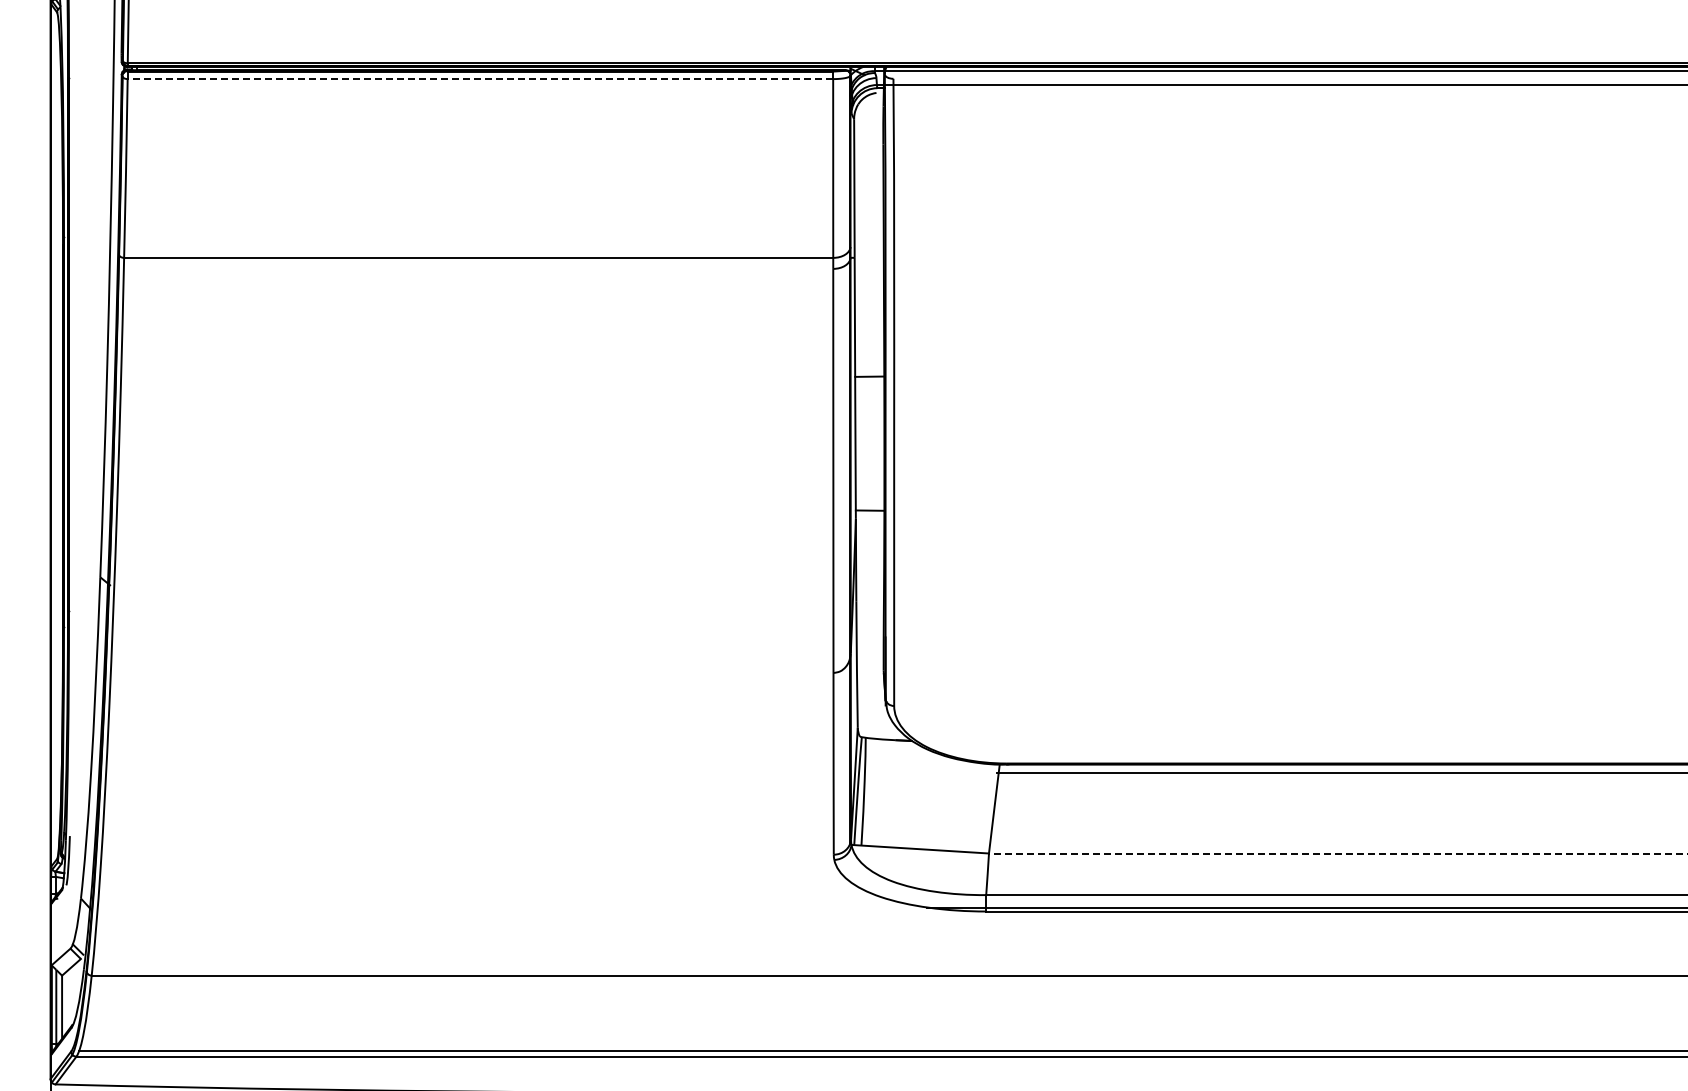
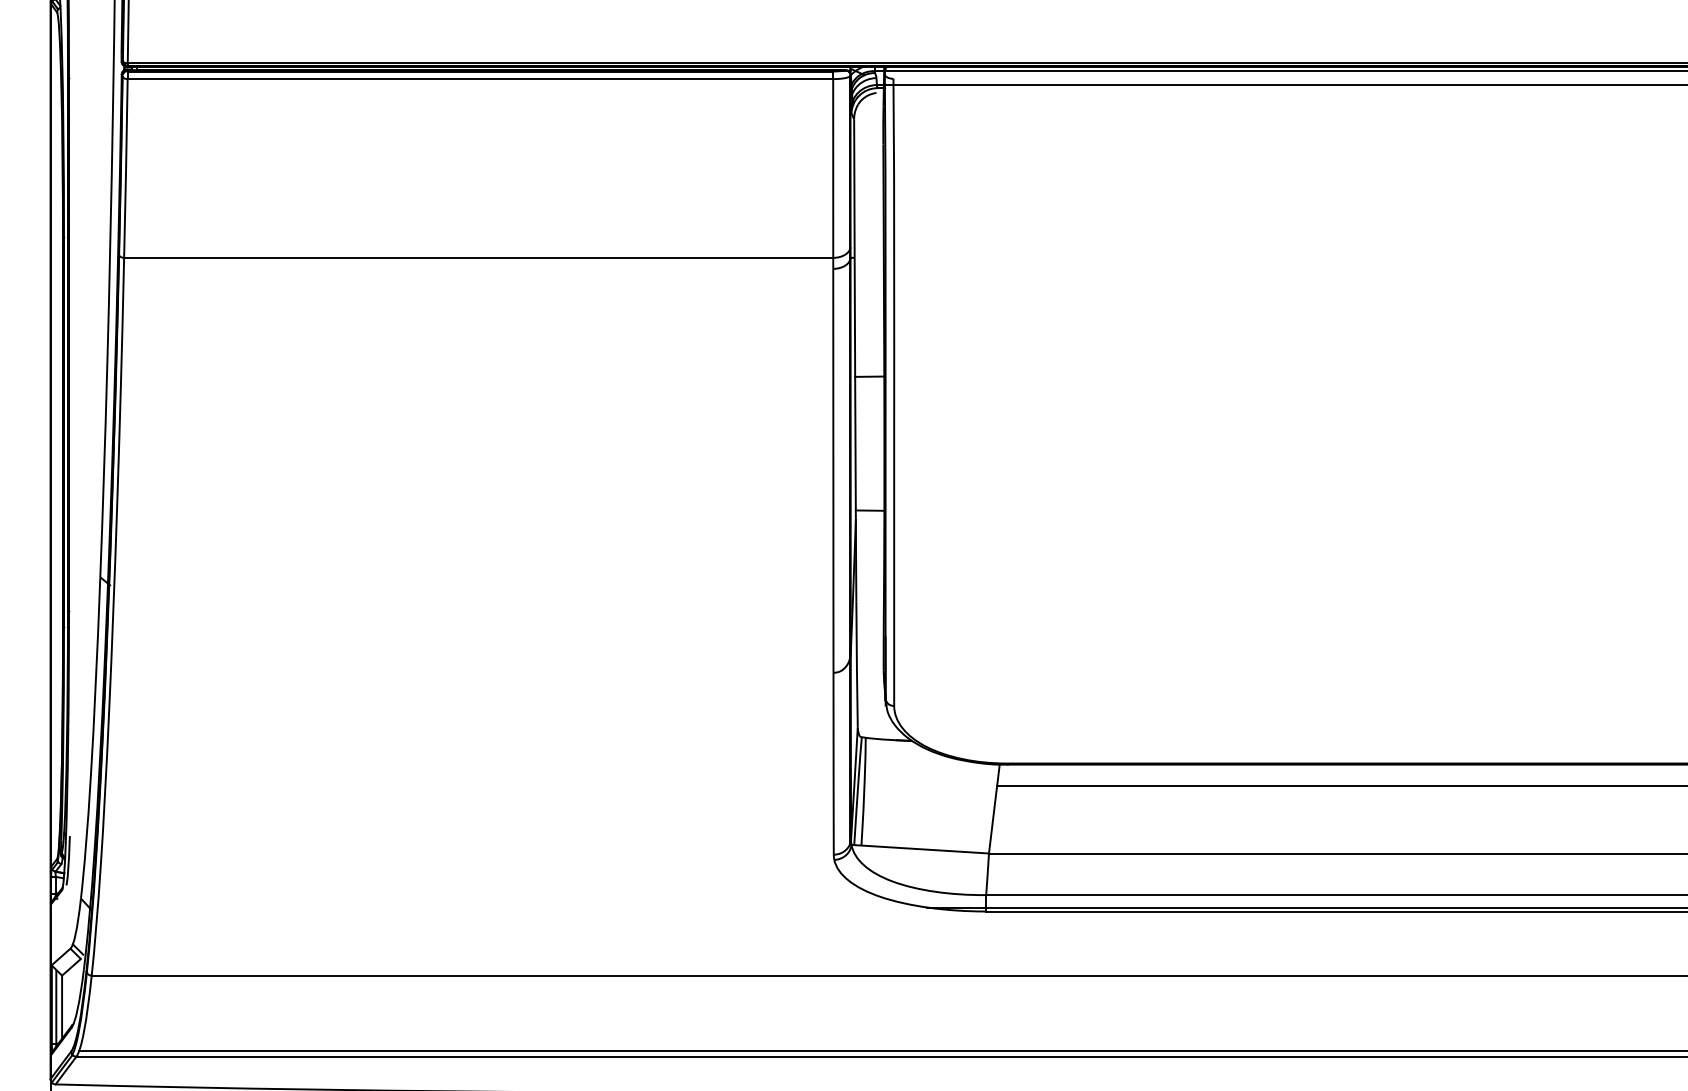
line: dashed -> solid (480, 79)
line position: (1340, 772) -> (1340, 785) (1340, 785)
line: dashed -> solid (1337, 853)
